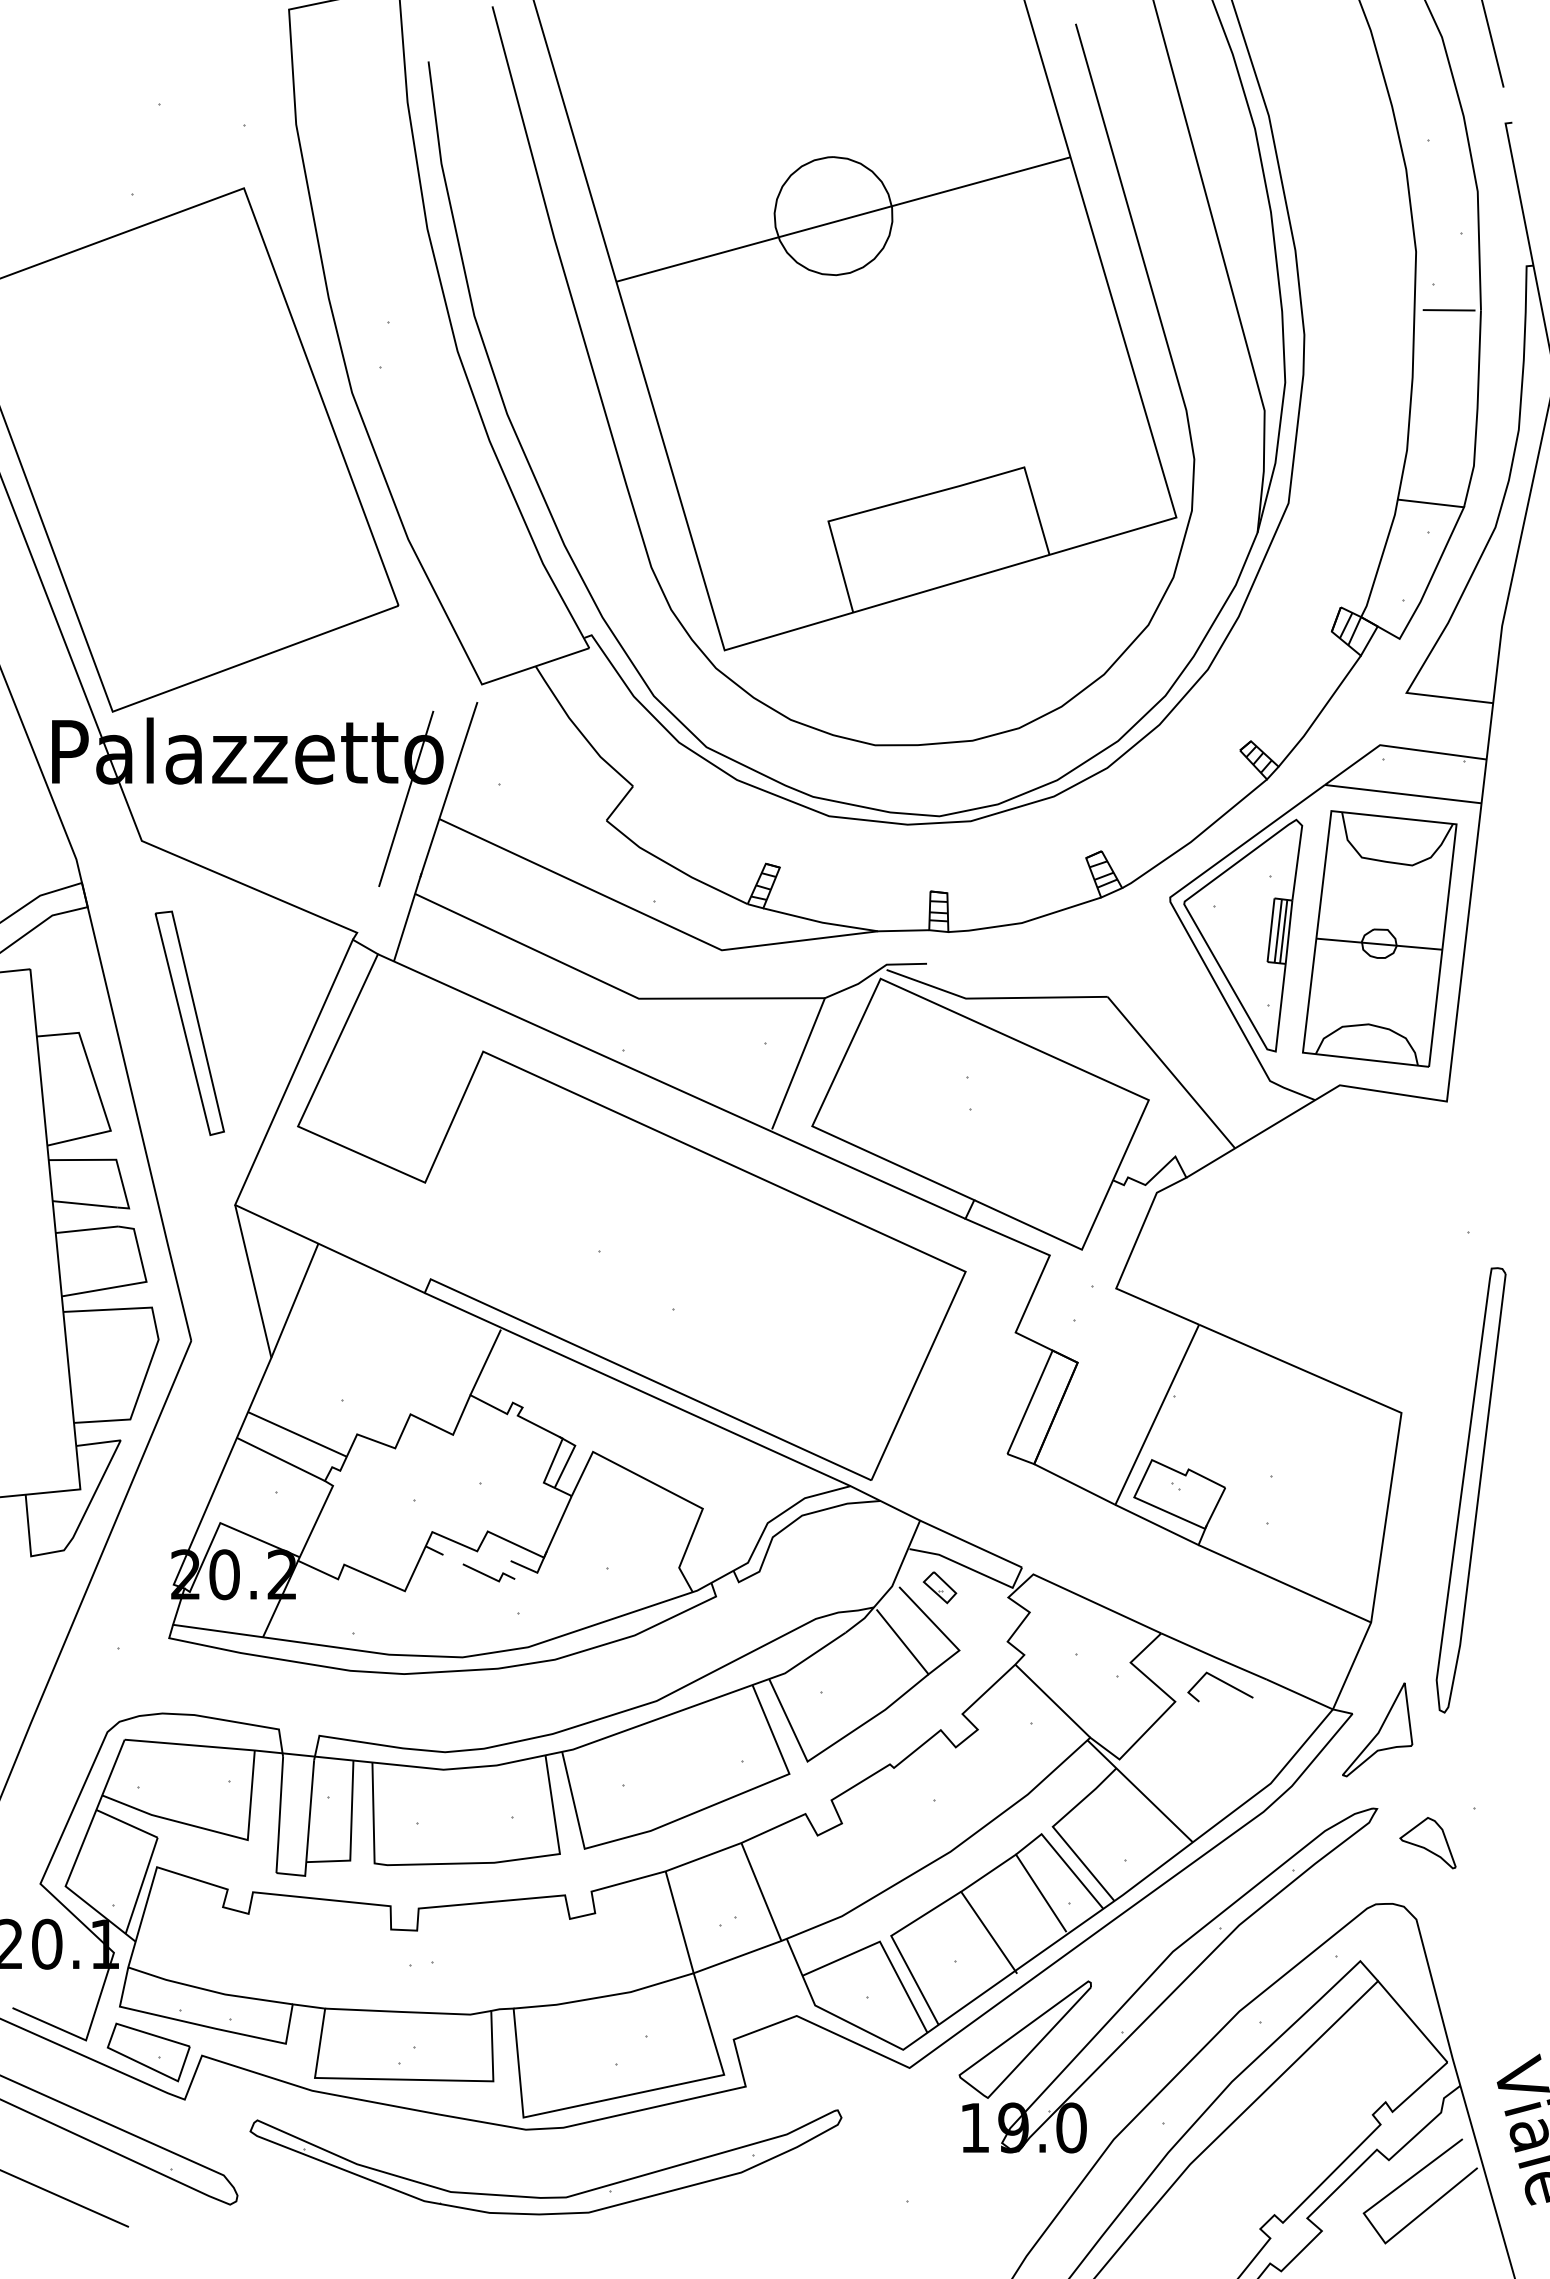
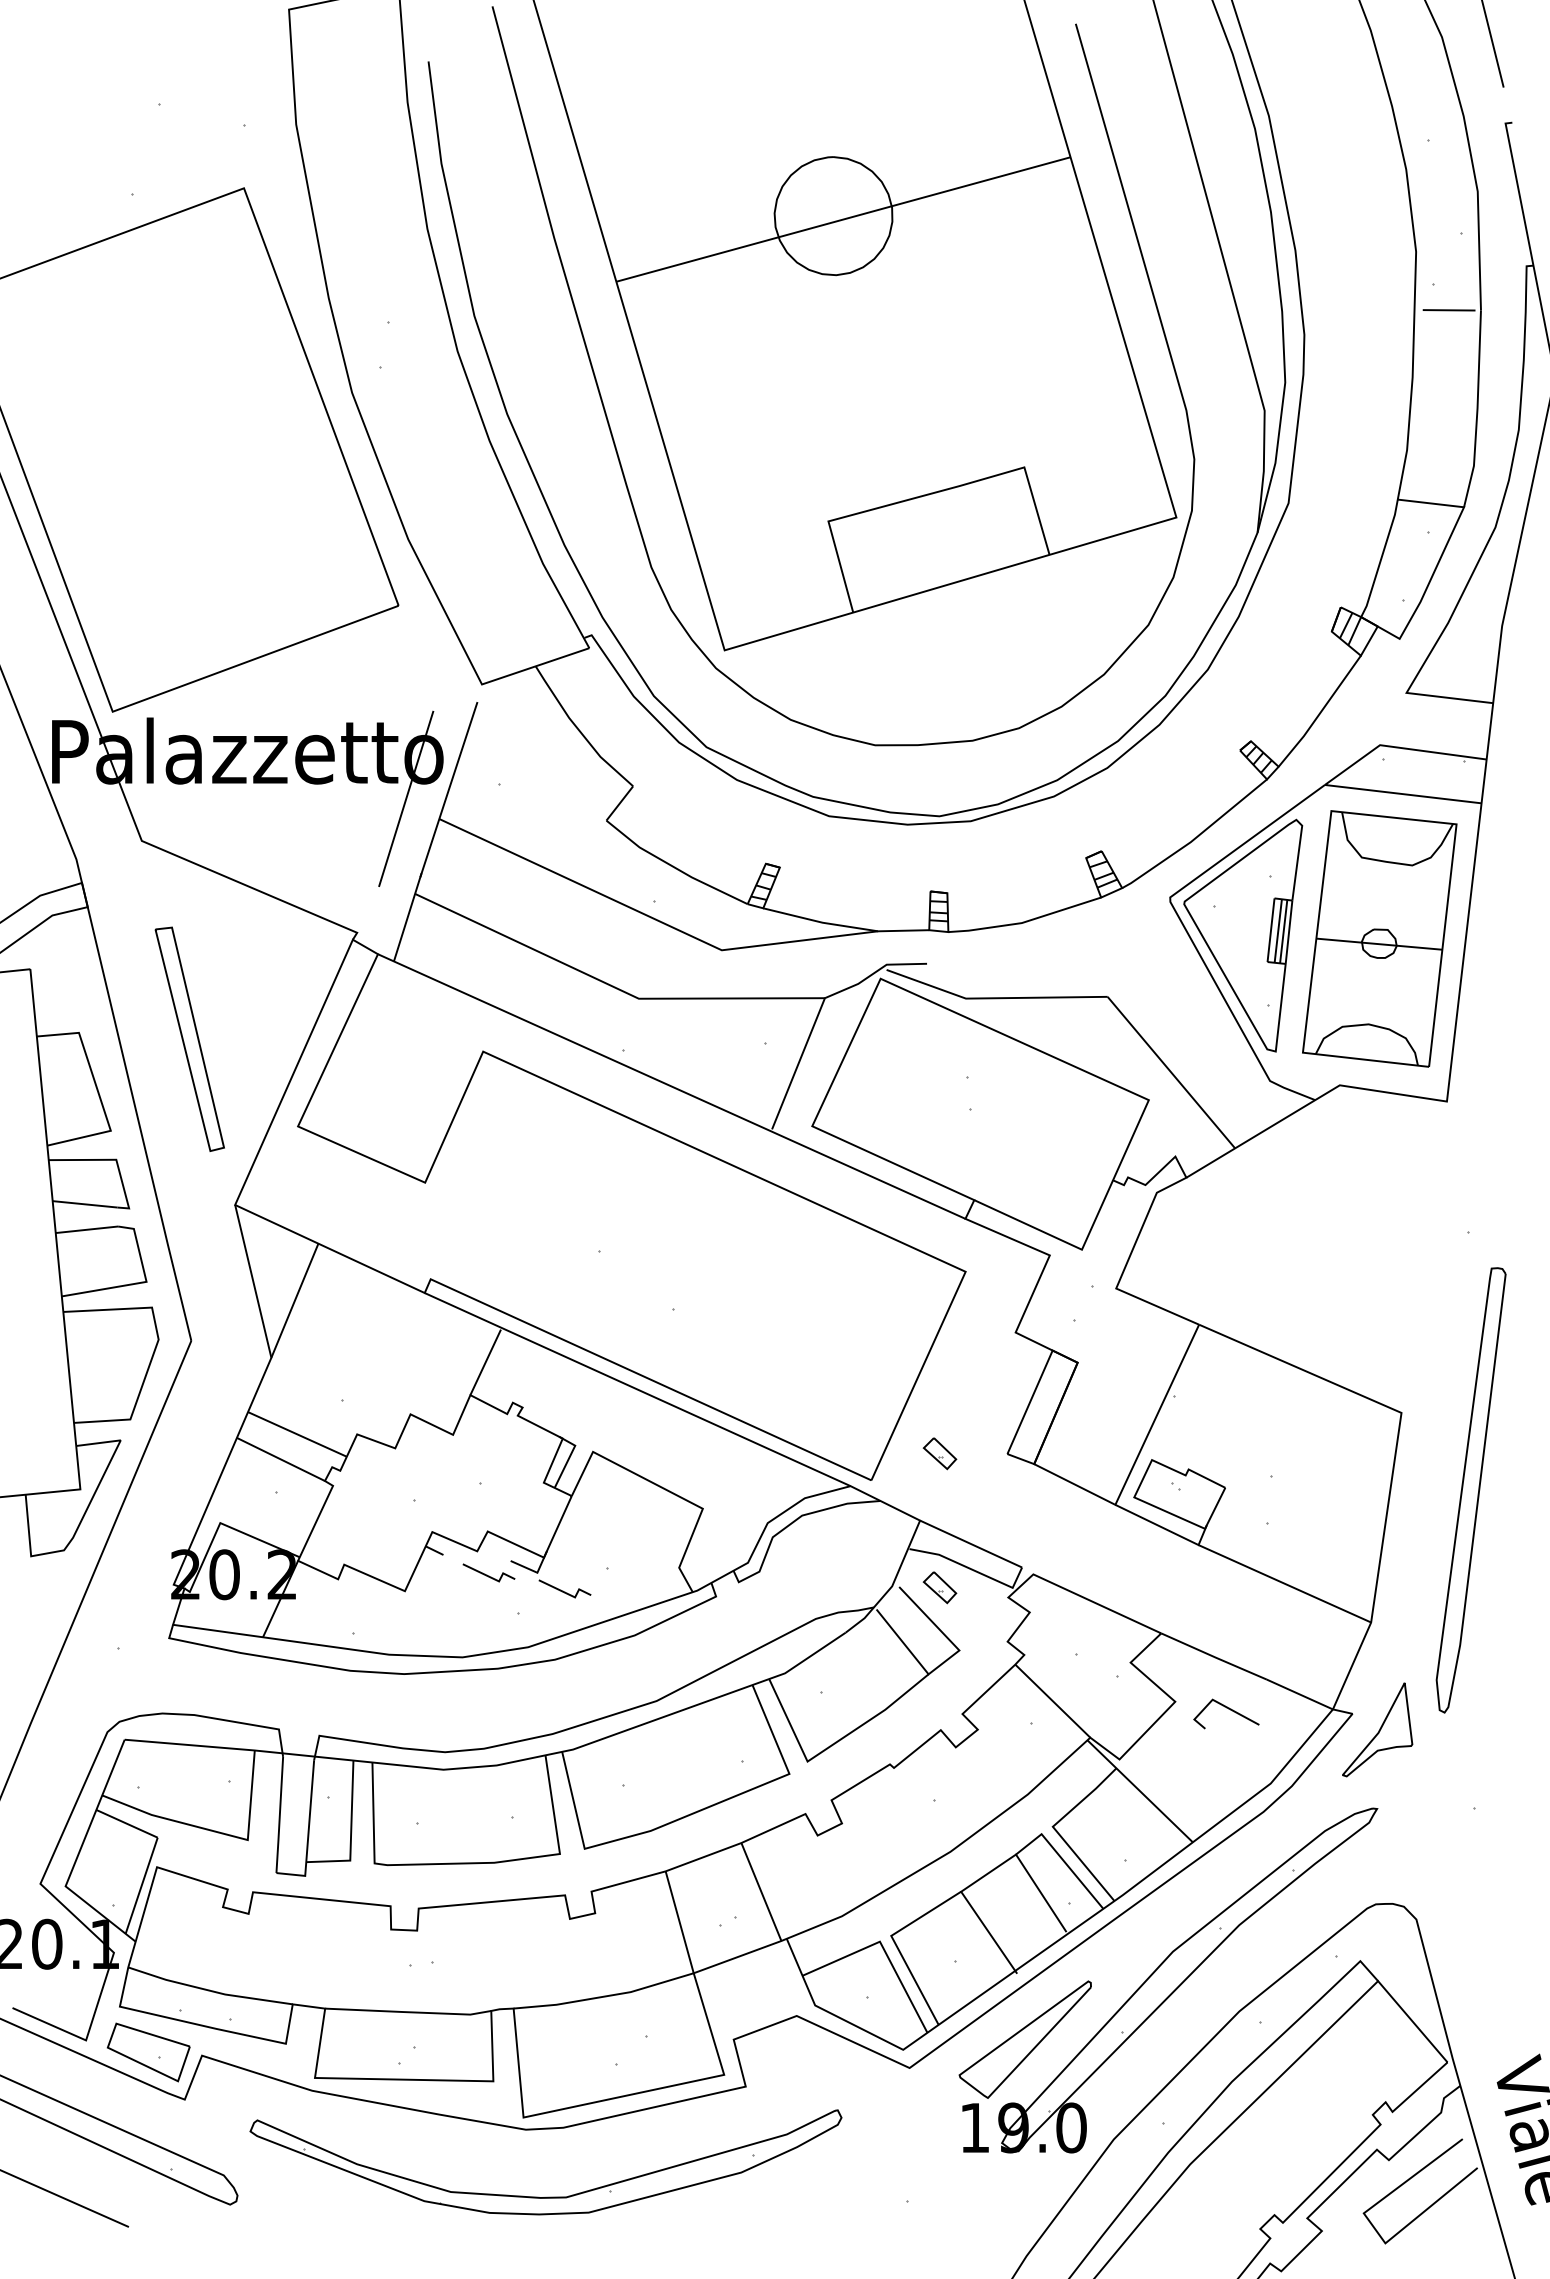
part position: (189, 1022) -> (189, 1038) (189, 1038)
part: none -> present (939, 1453)
line: none -> present (563, 1590)
line position: (1222, 1682) -> (1228, 1709) (1228, 1709)
part: present -> none (1427, 1843)
